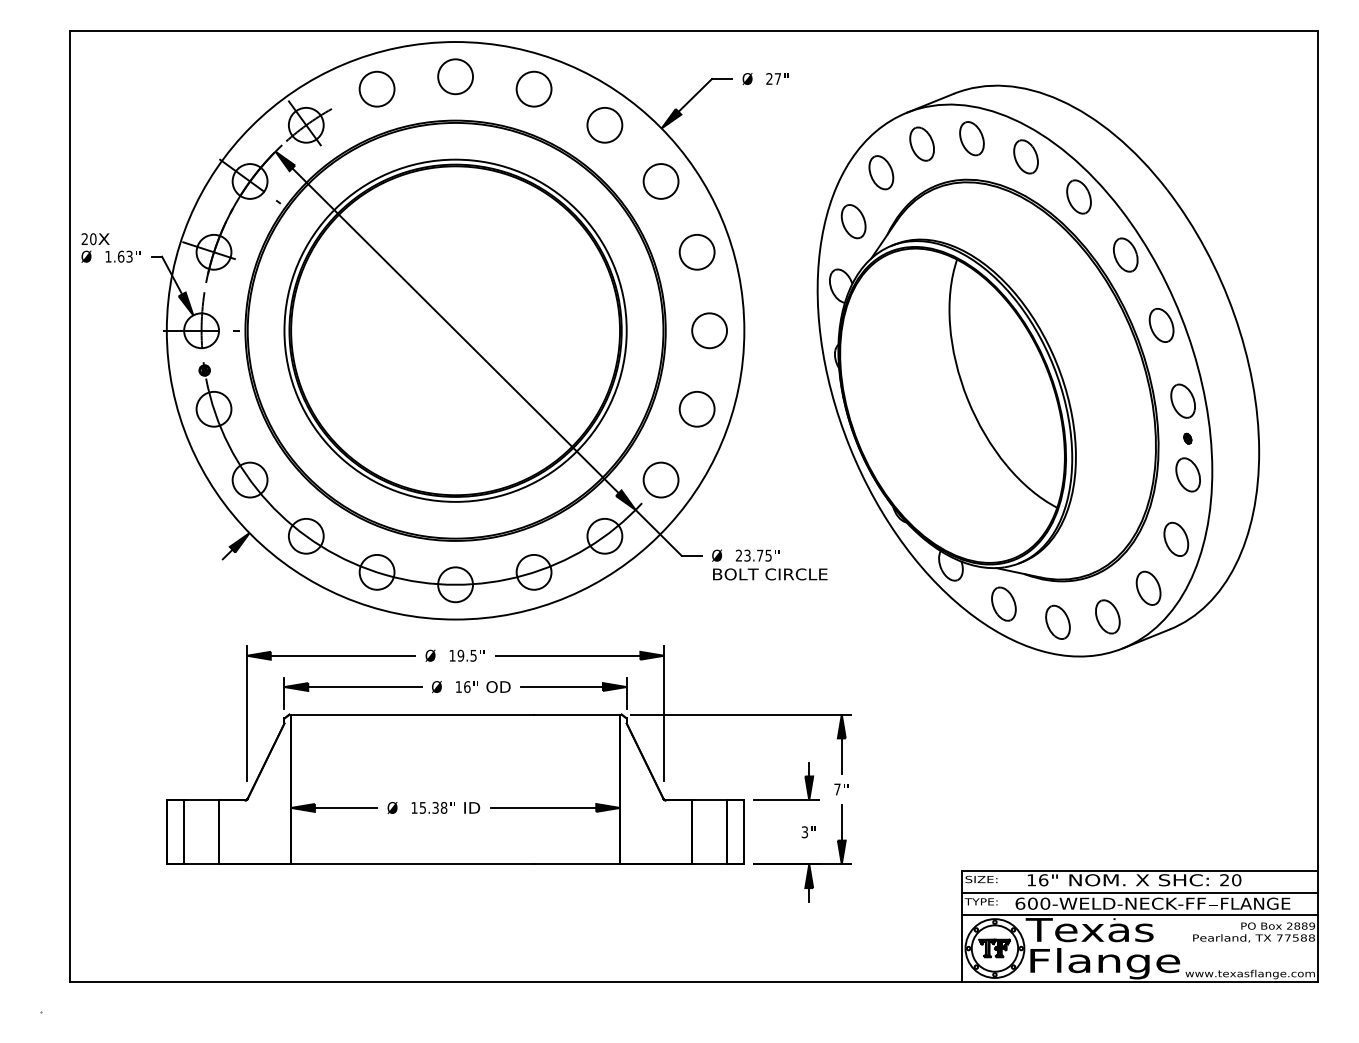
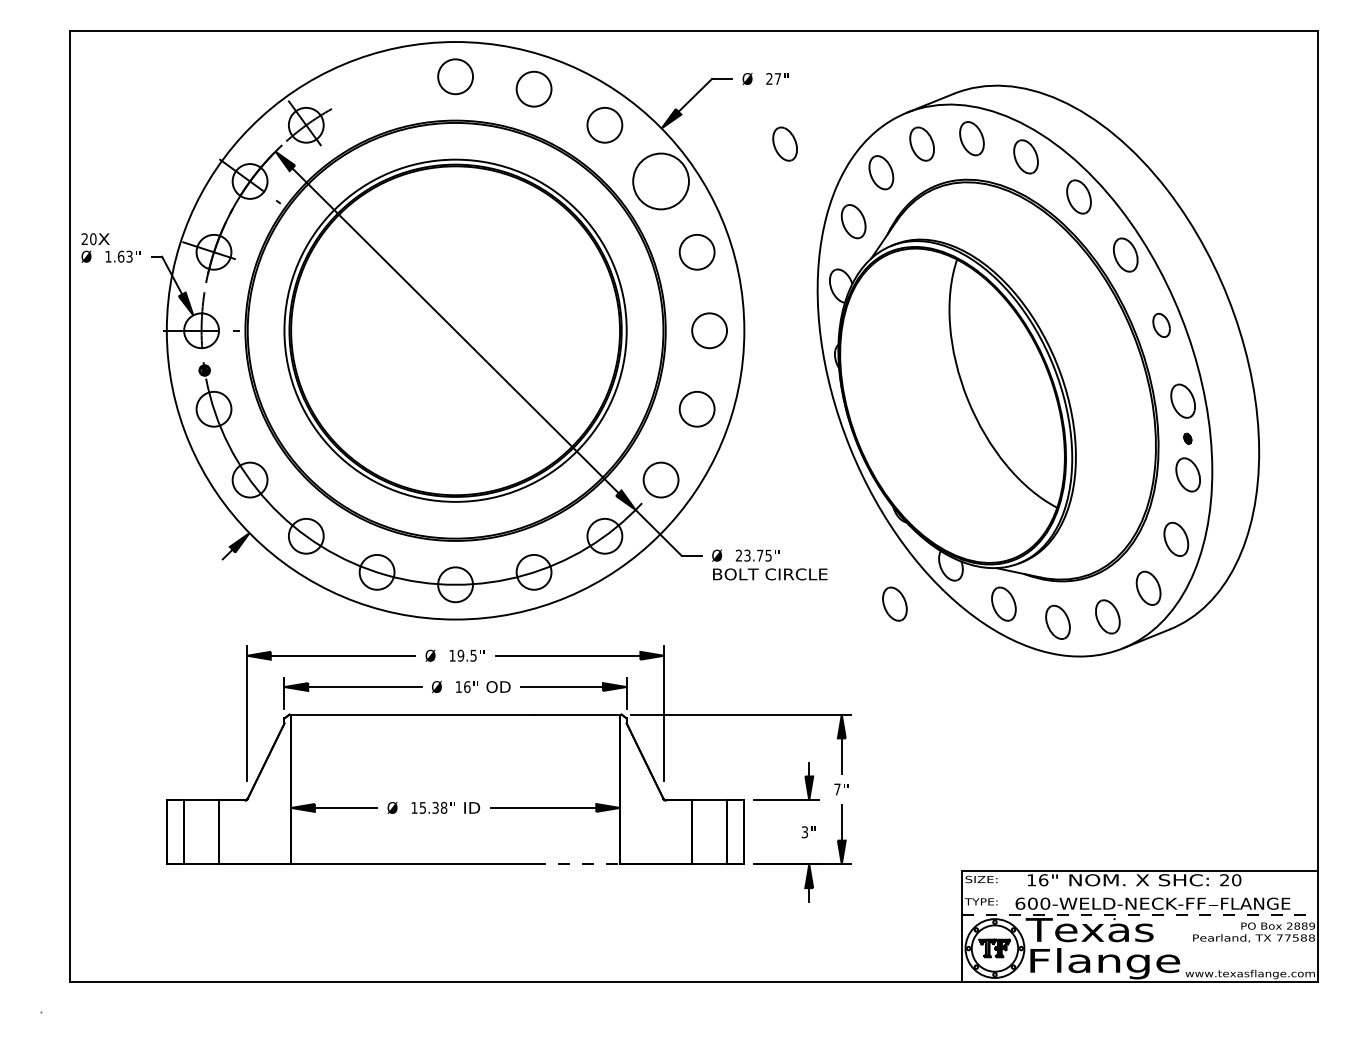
circle: present -> none (376, 88)
part: none -> present (784, 143)
circle diameter: 35 px -> 56 px (660, 181)
part size: 27x35 px -> 19x25 px (1161, 325)
part: none -> present (894, 603)
line: solid -> dashed (577, 864)
line: present -> none (1139, 892)
line: solid -> dashed (1140, 915)
